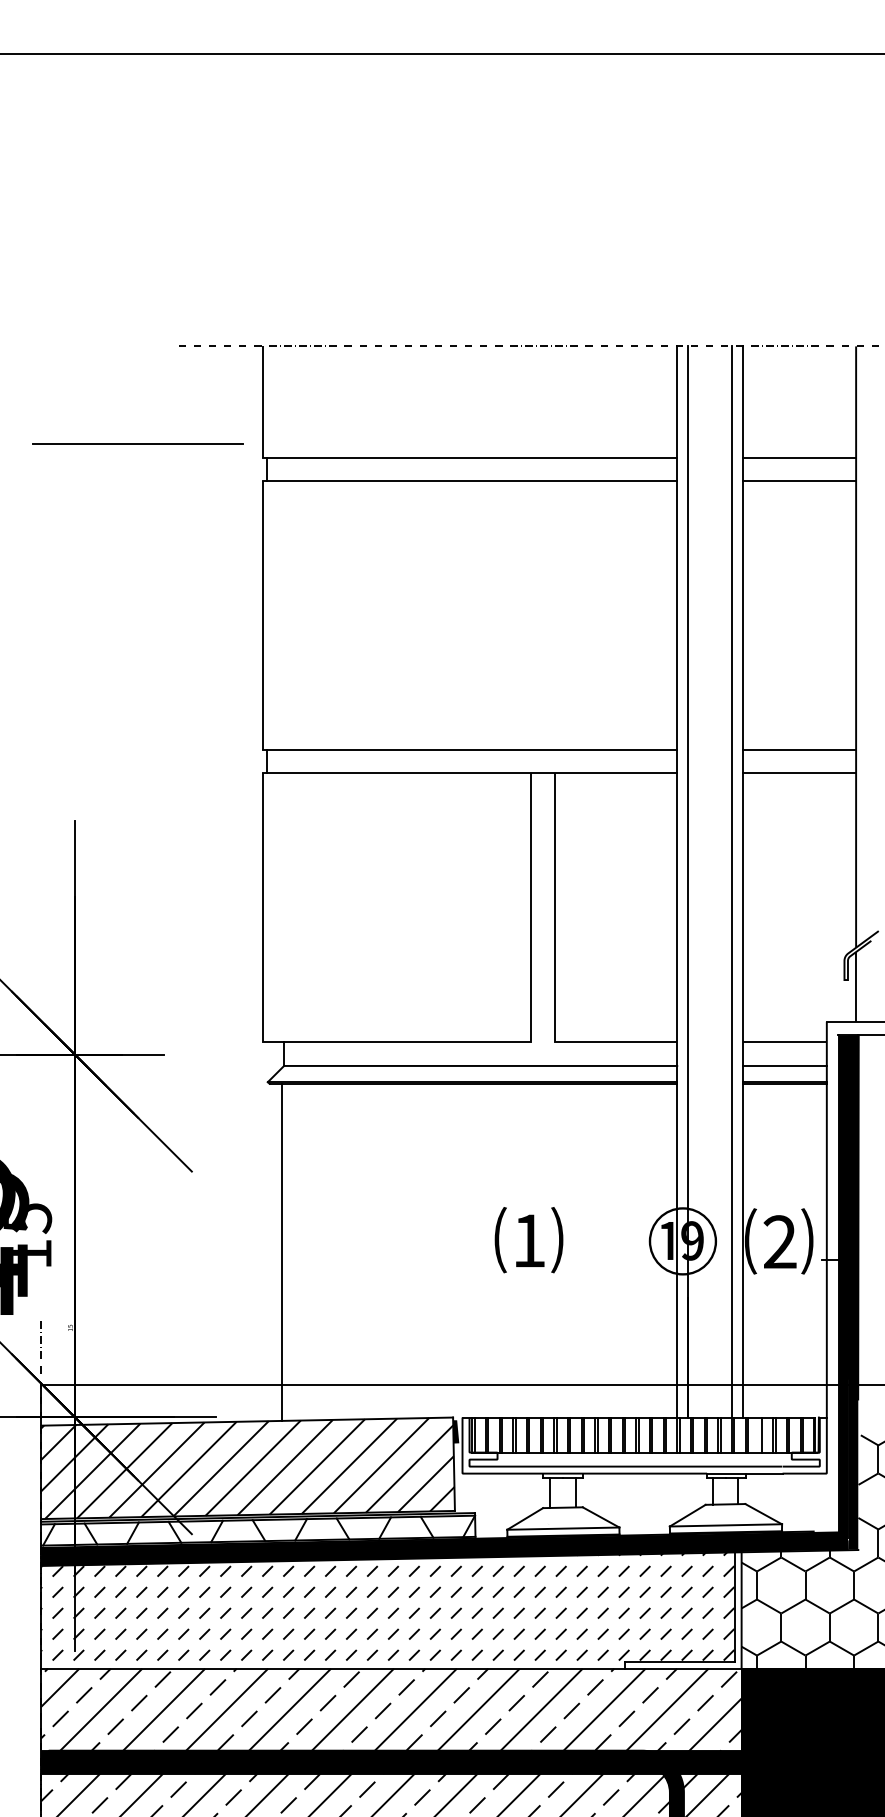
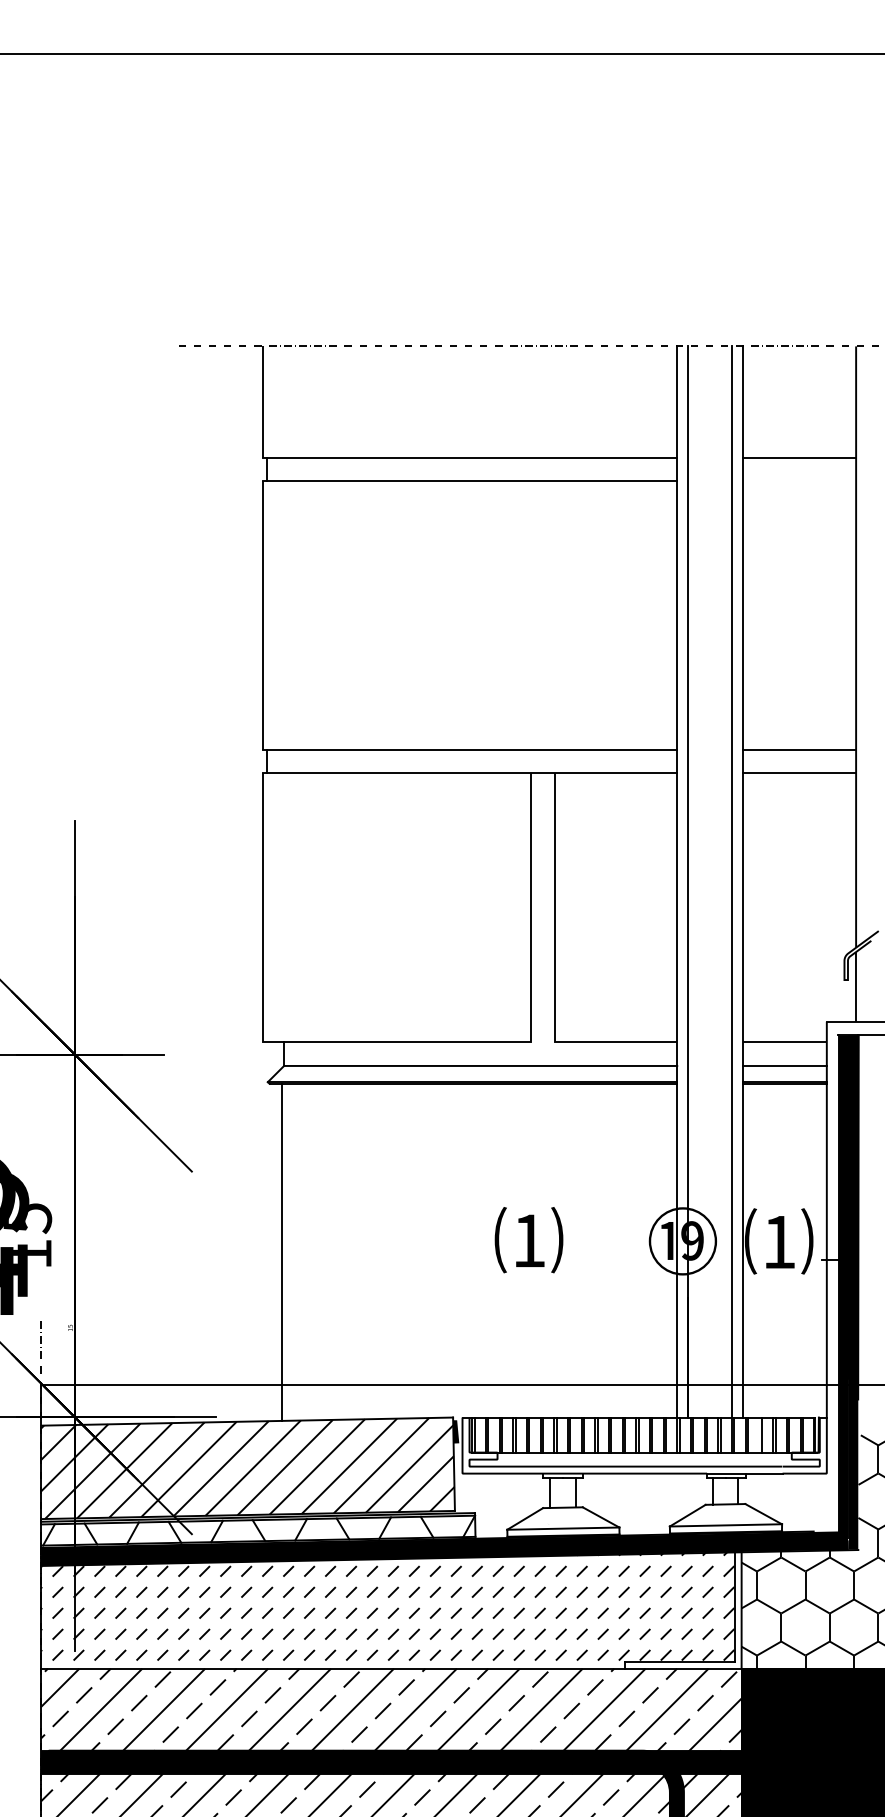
line: present -> none (137, 443)
line: present -> none (799, 481)
text: ⑵ -> ⑴ (779, 1241)
